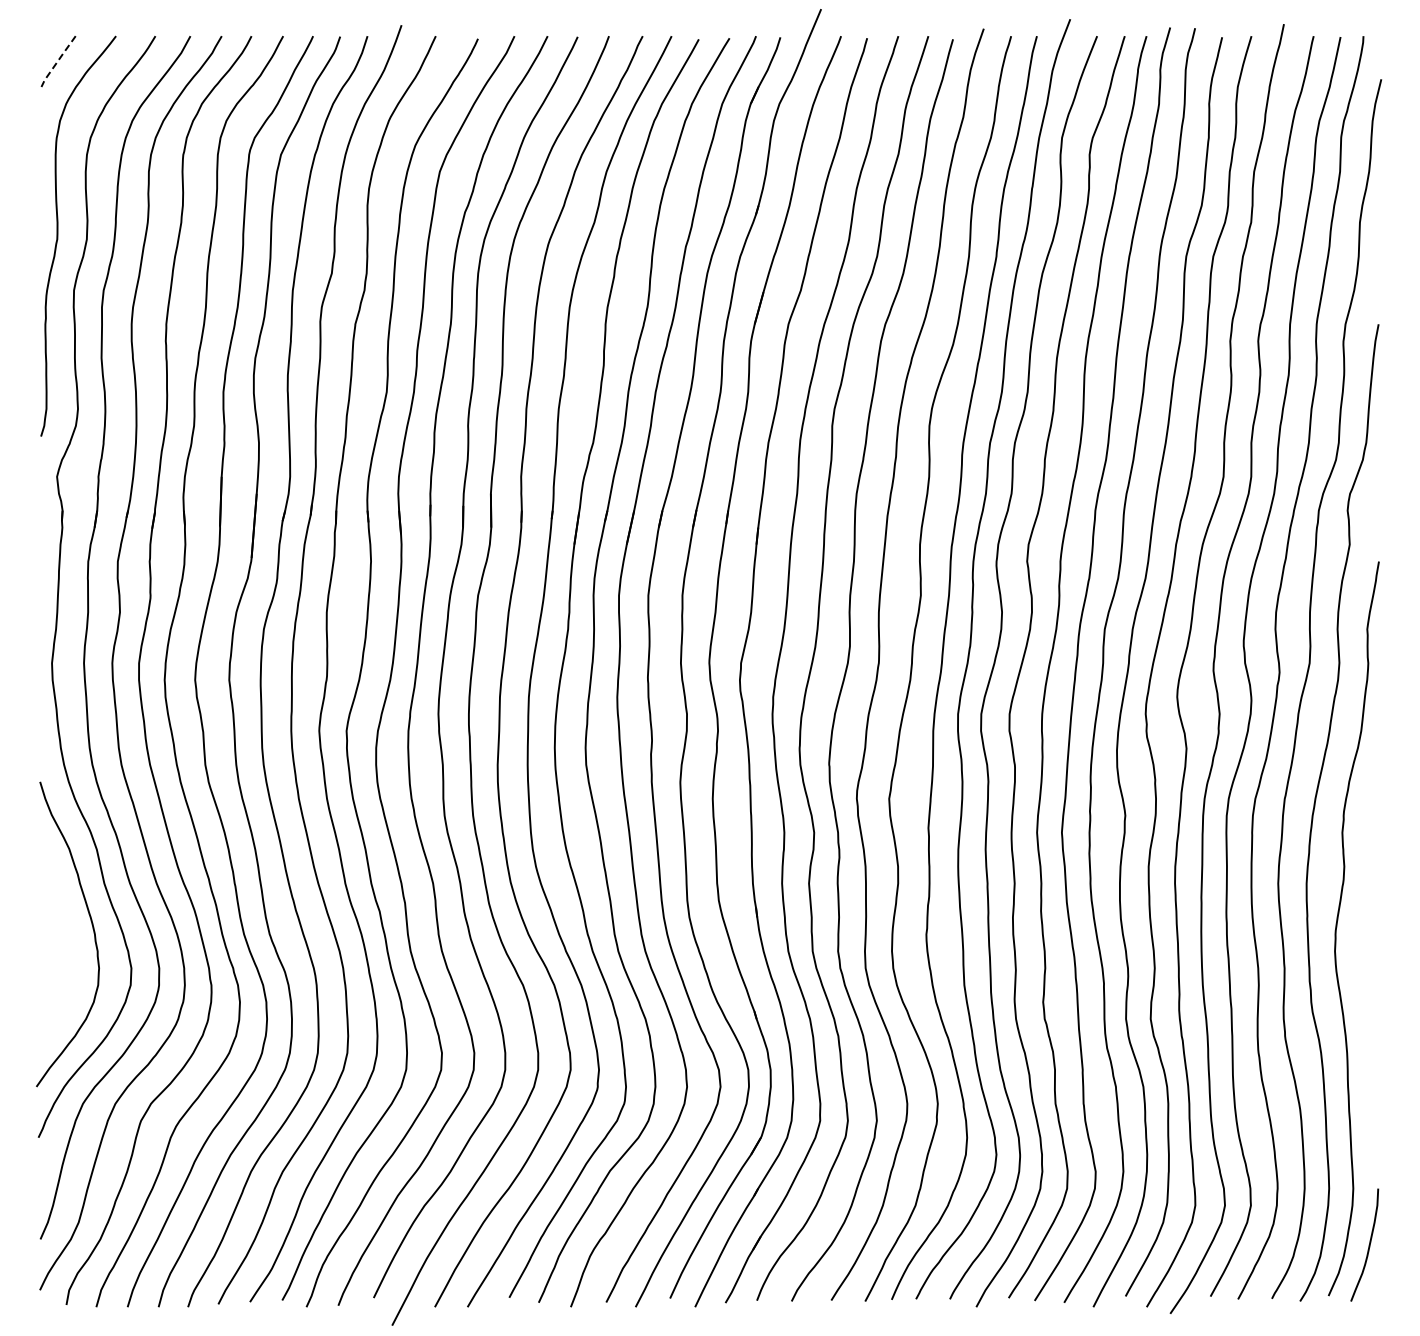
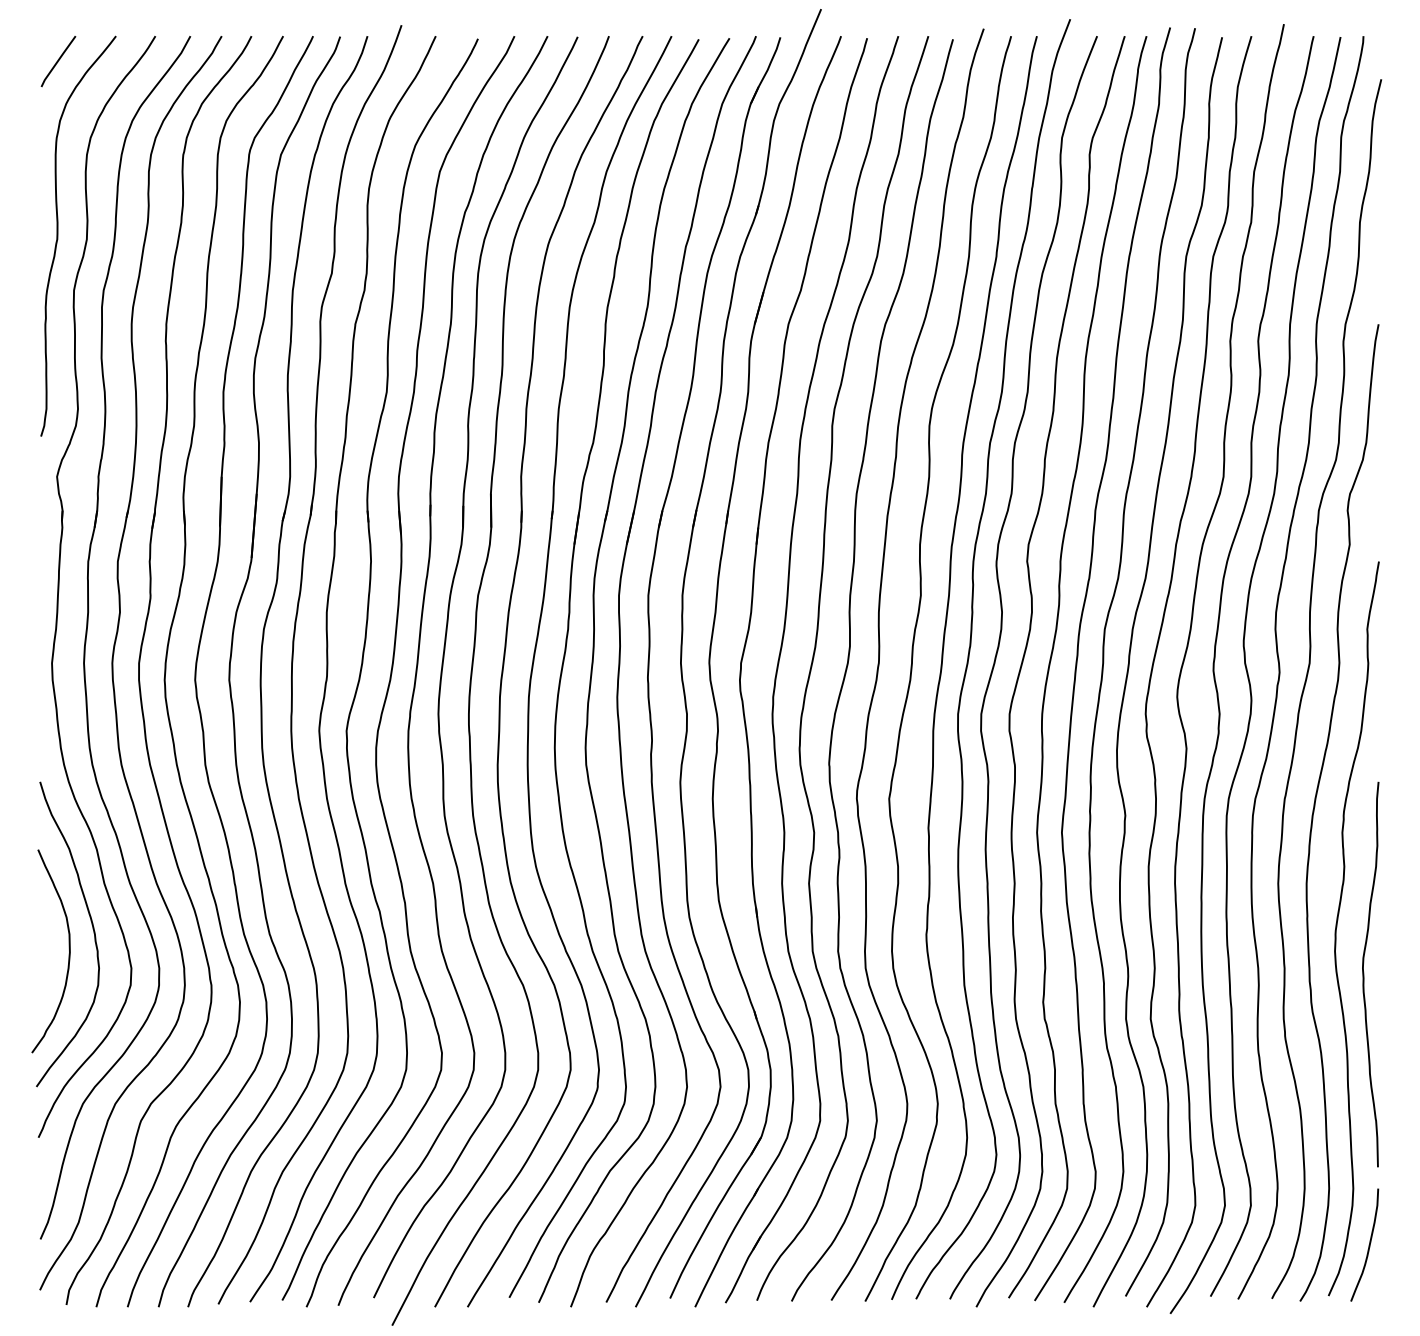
line: dashed -> solid (57, 61)
curve: none -> present (68, 953)
curve: none -> present (1364, 974)
